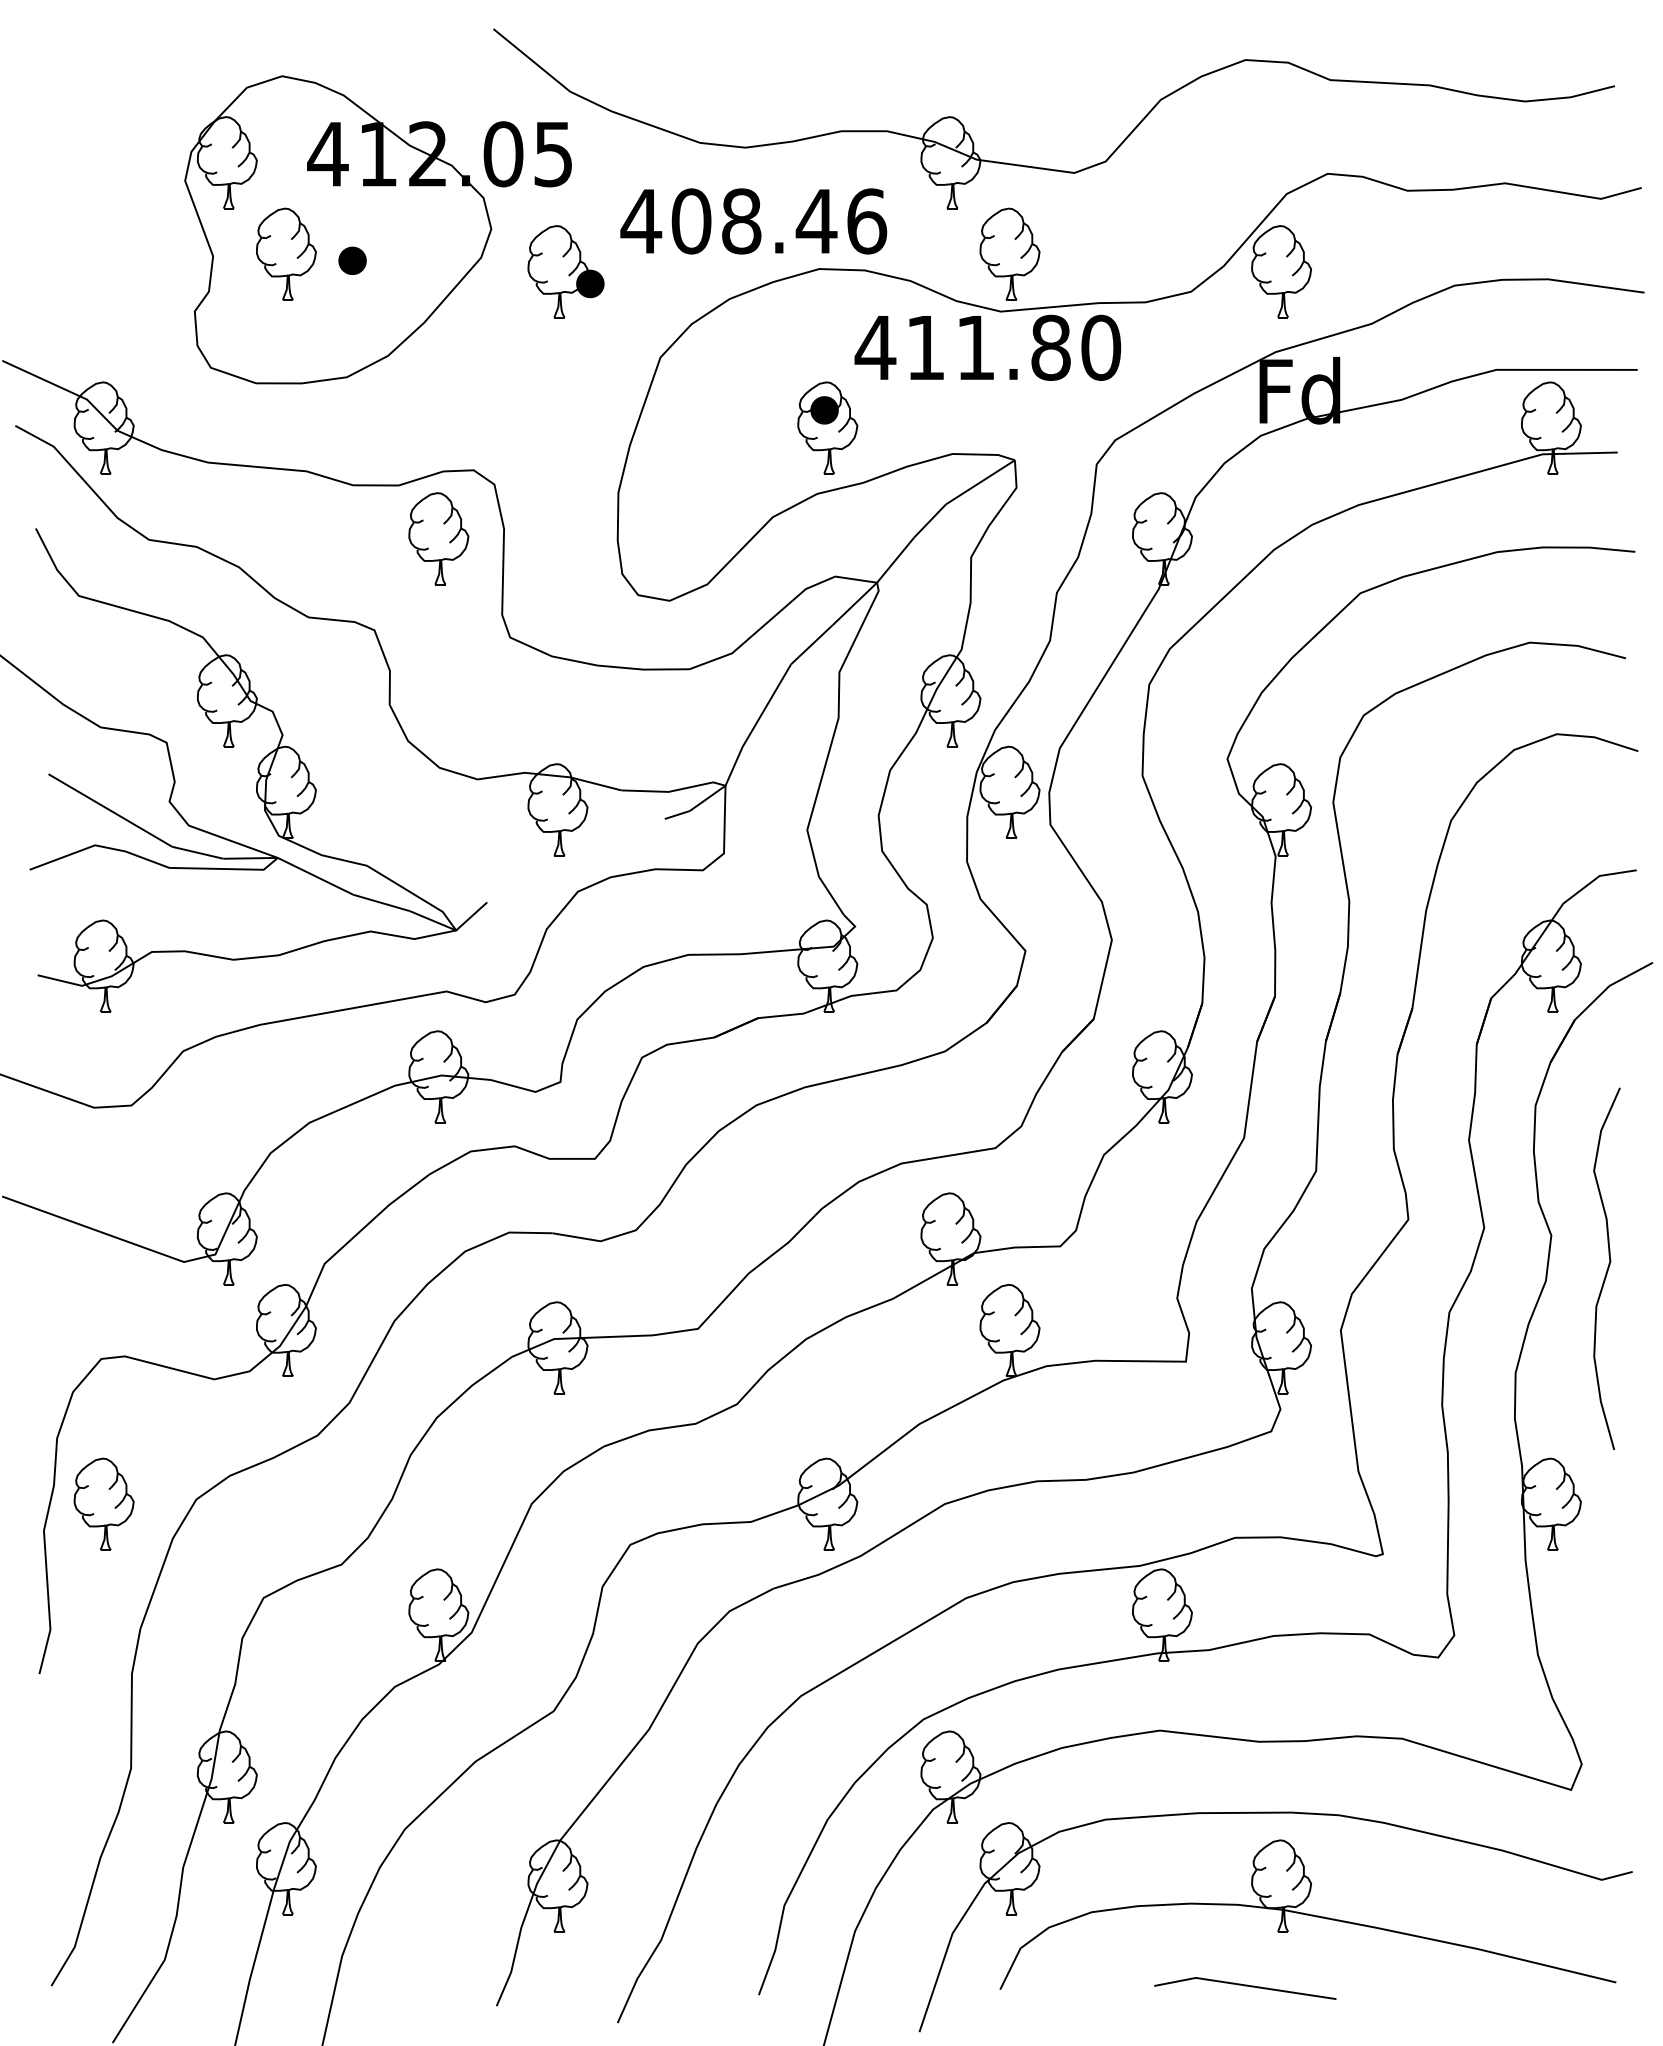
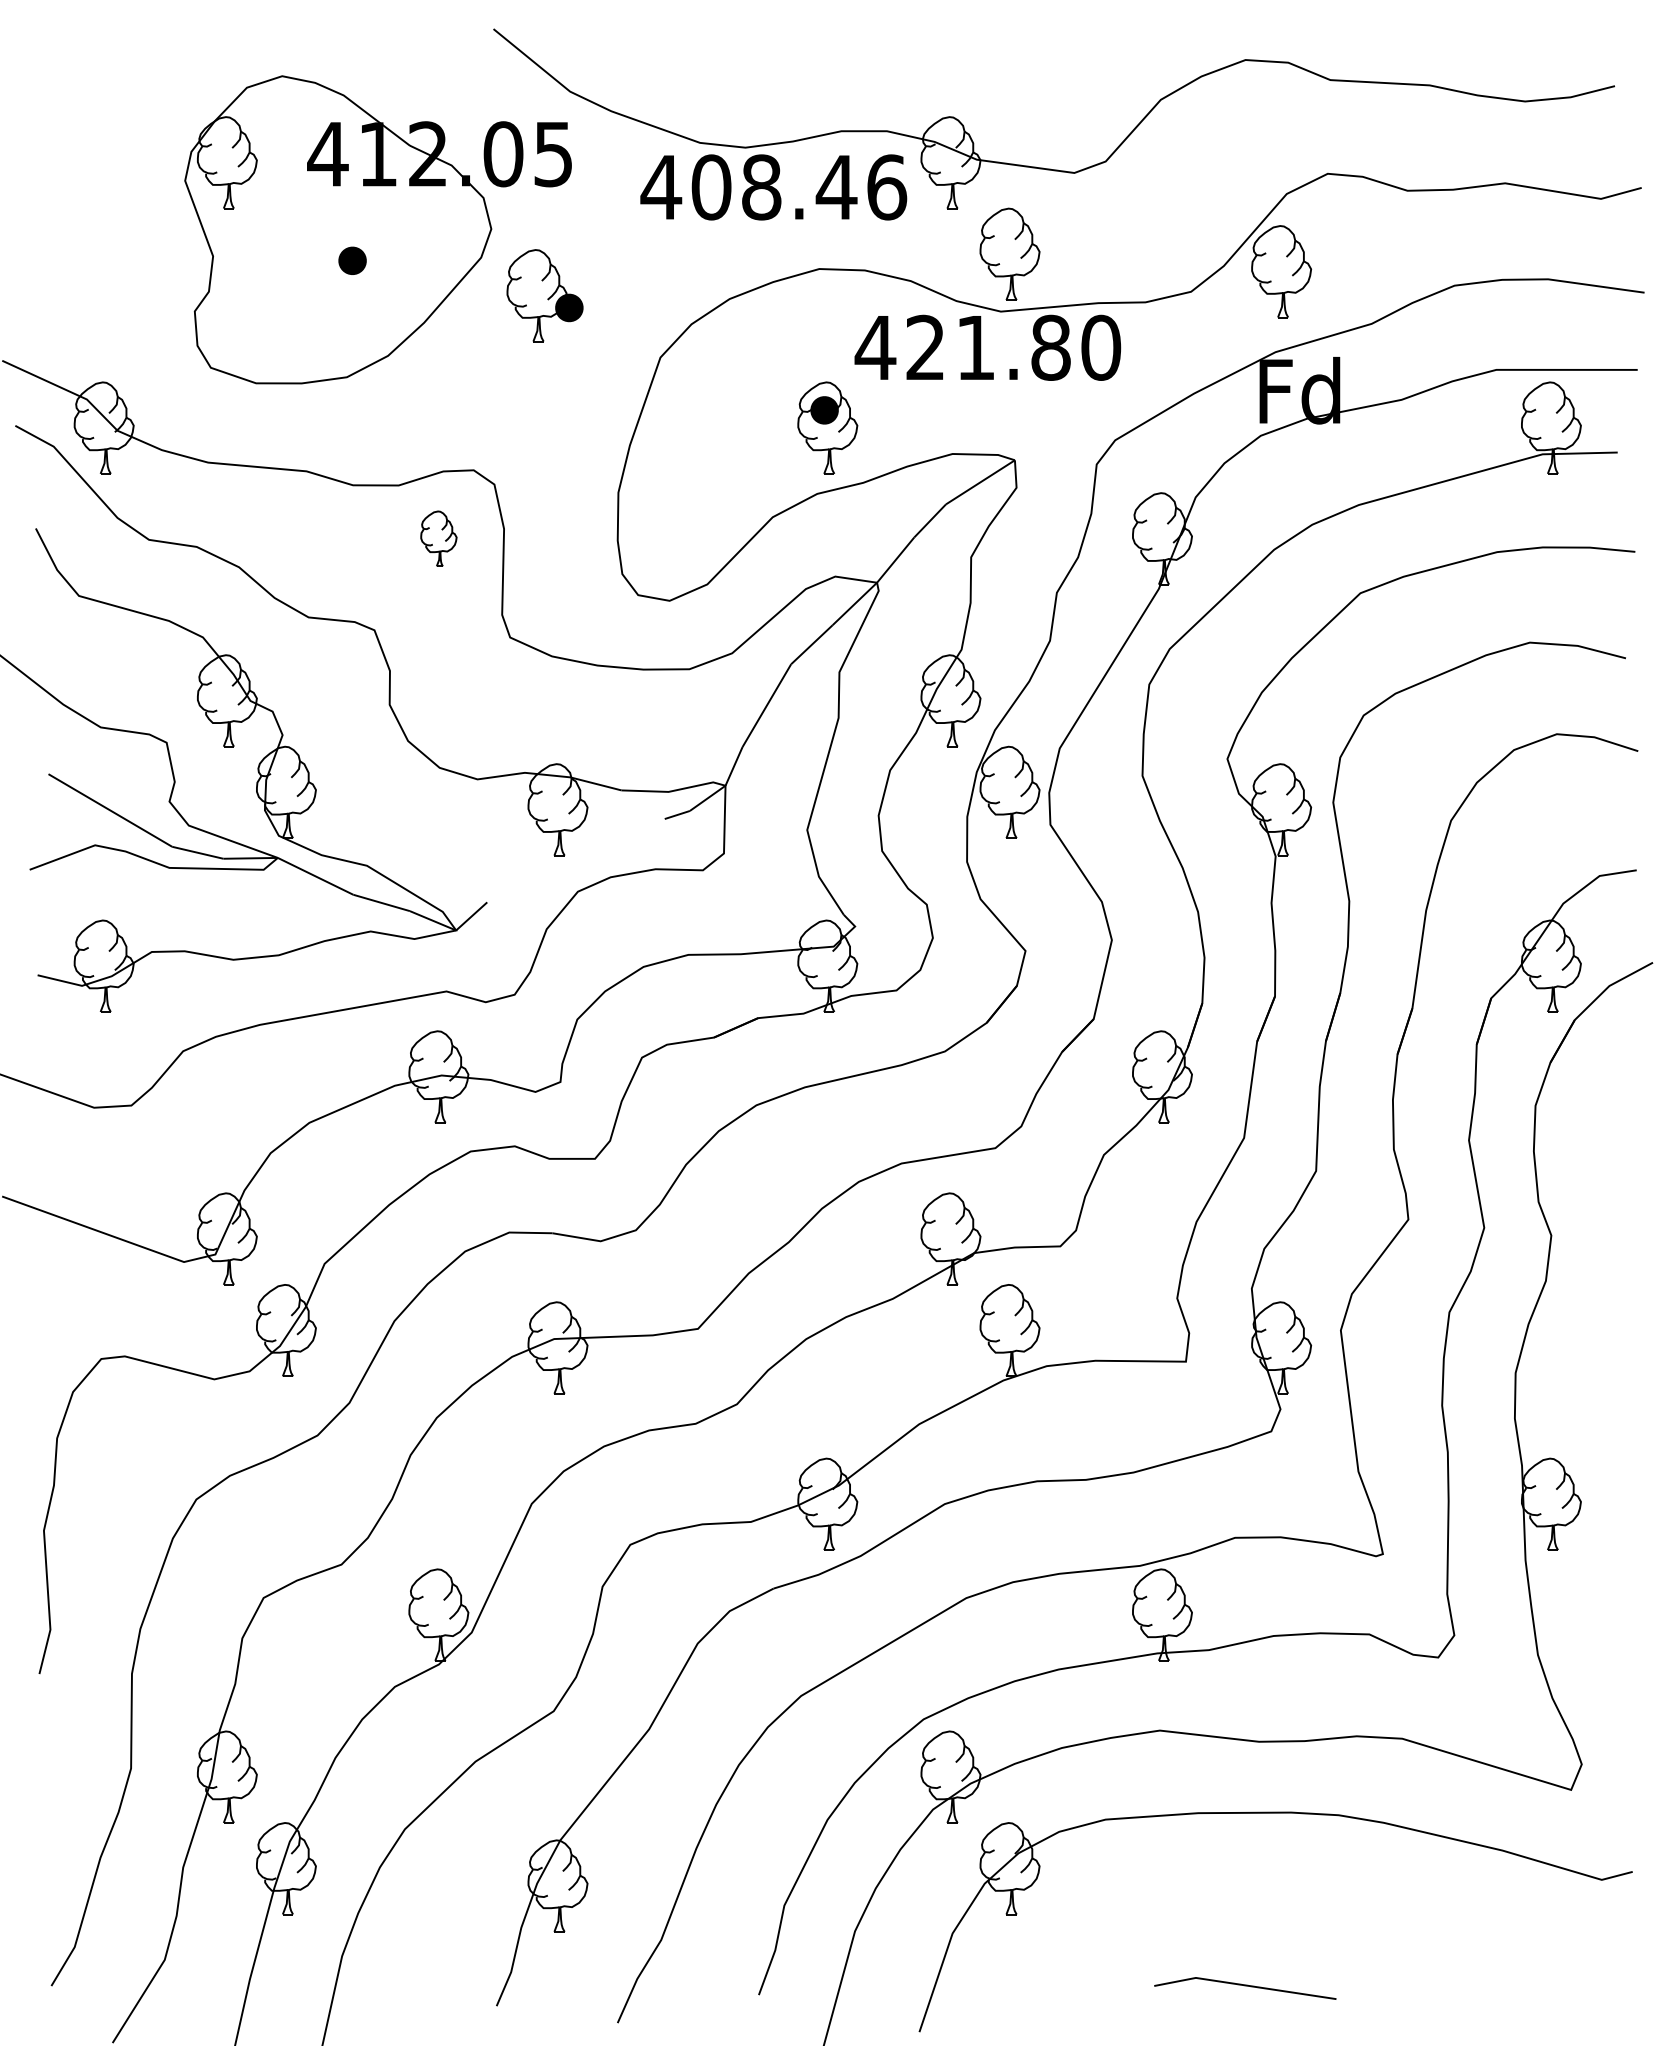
text position: (753, 221) -> (773, 187) (773, 187)
part: present -> none (286, 253)
part position: (565, 271) -> (544, 295) (544, 295)
text: 411.80 -> 421.80 (924, 346)
part size: 62x94 px -> 38x57 px (438, 538)
curve: present -> none (1607, 1268)
part: present -> none (103, 1503)
part: present -> none (1307, 1914)
